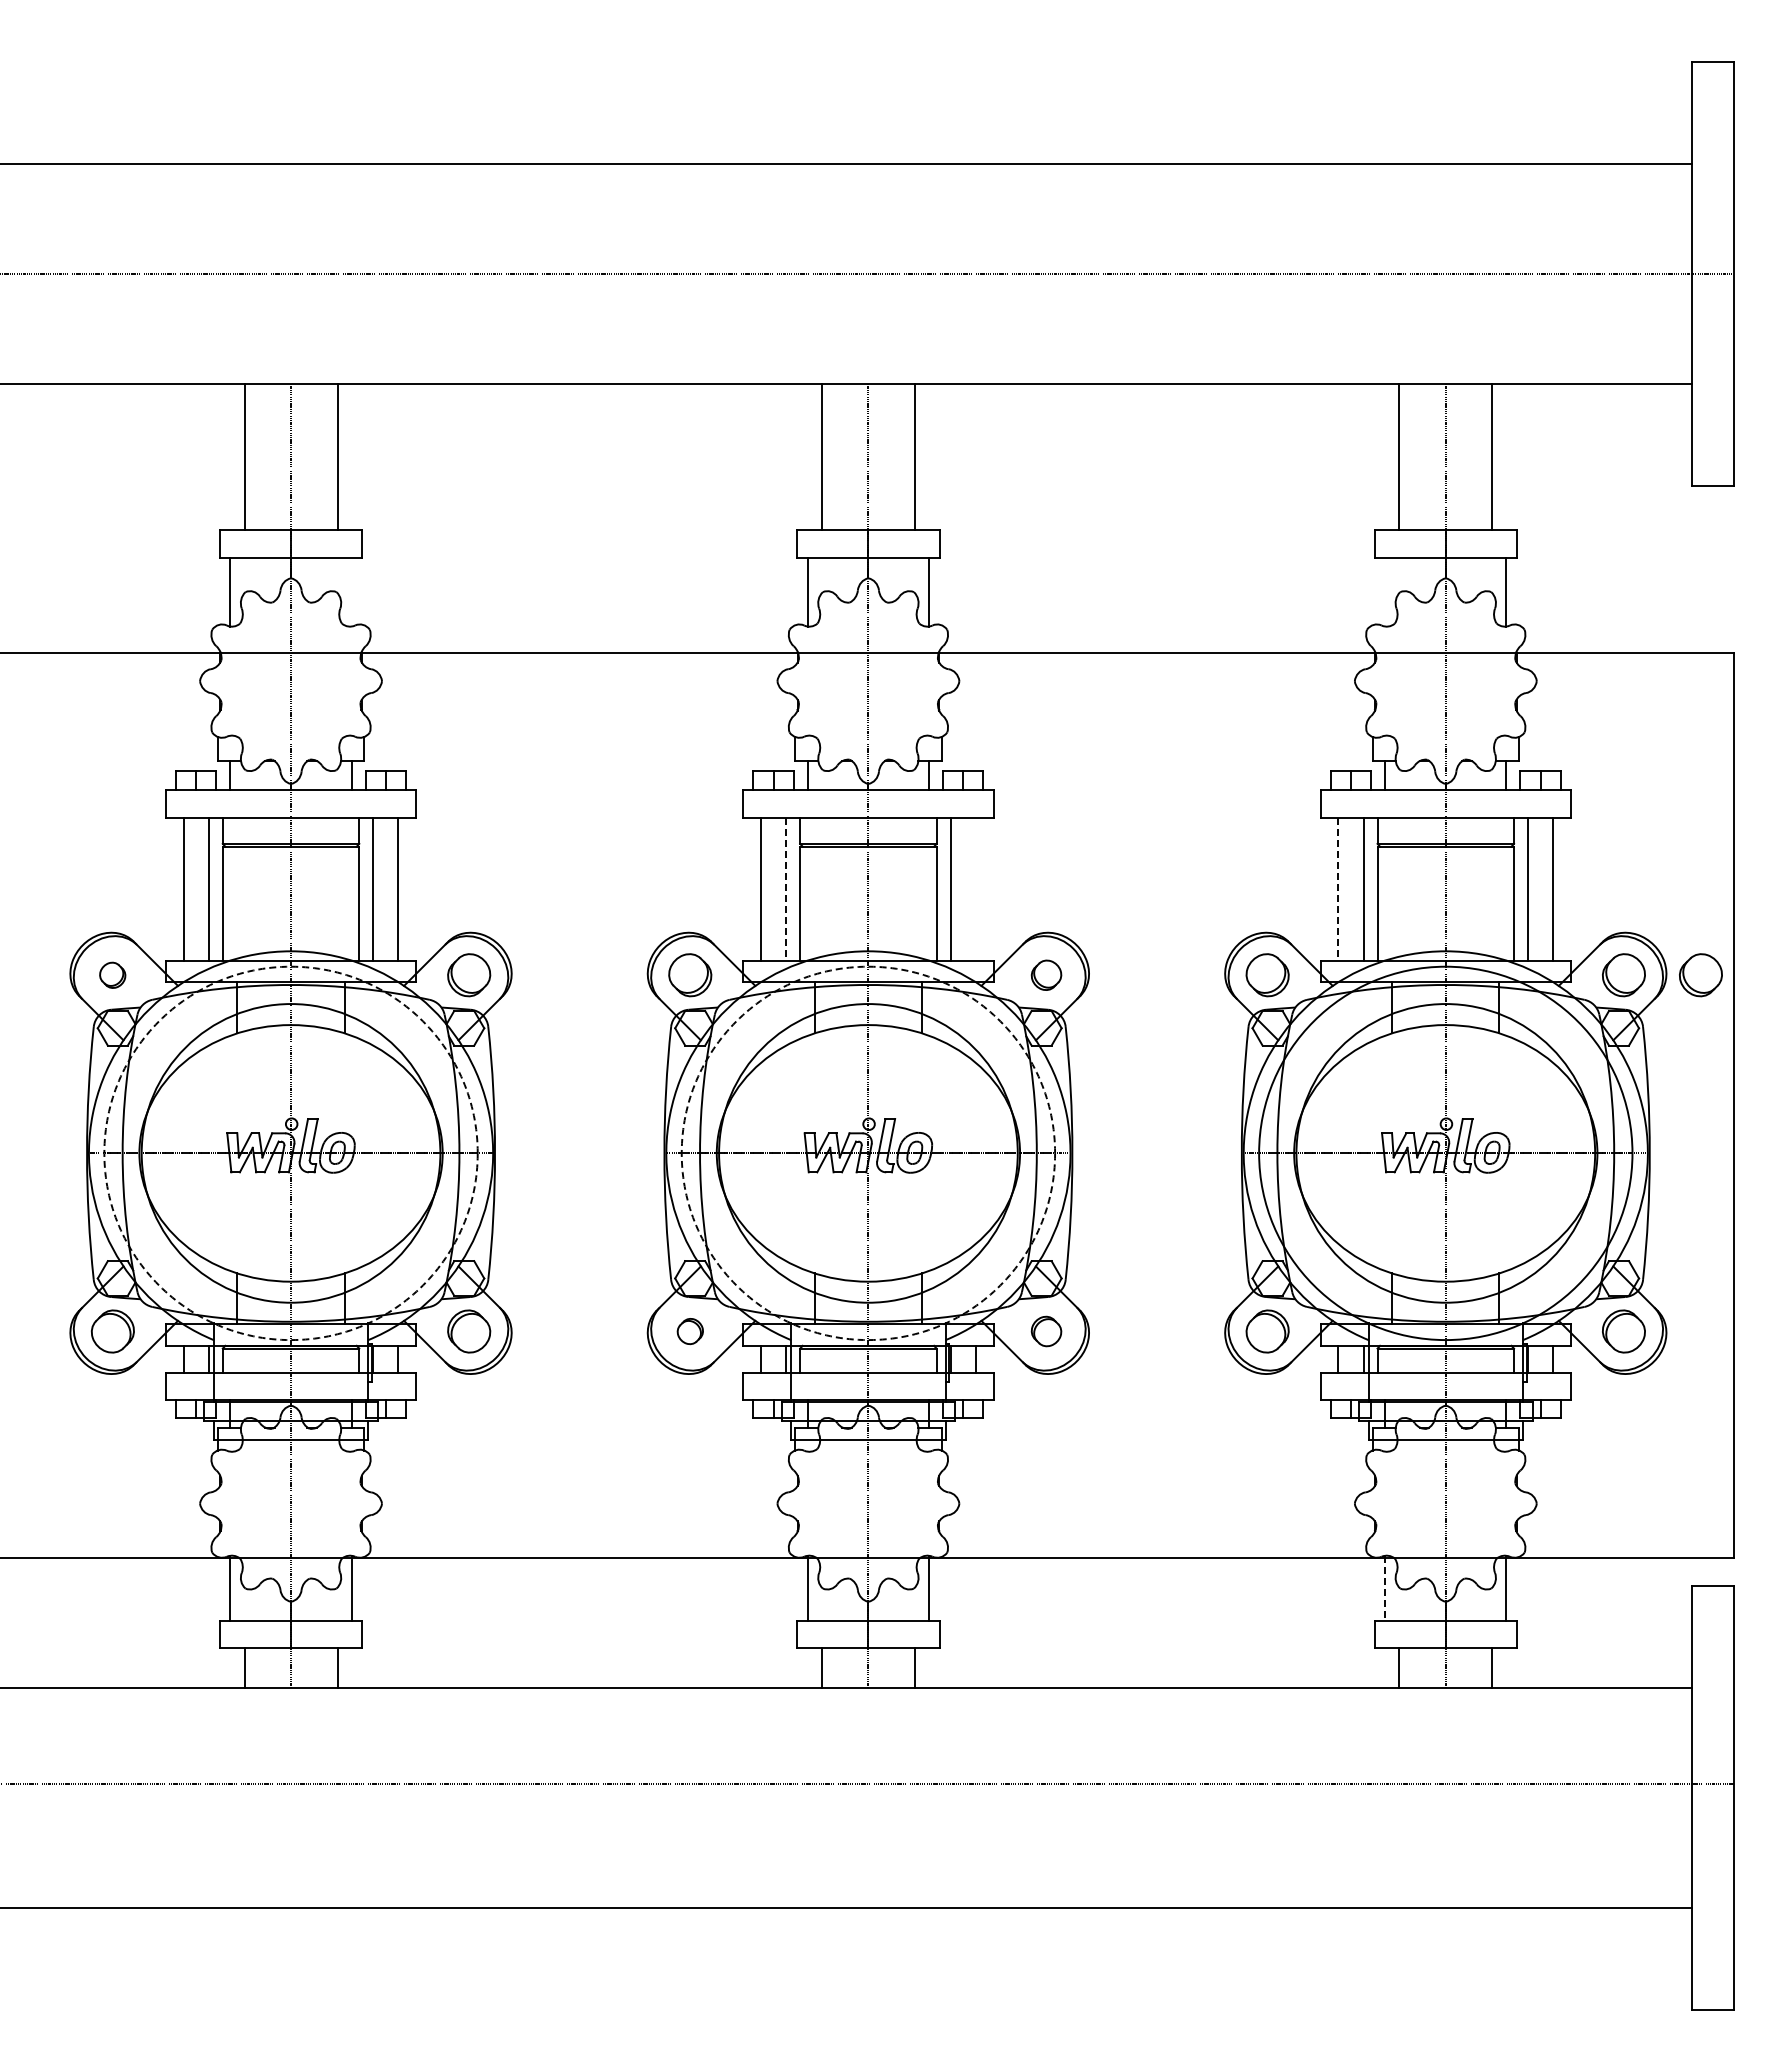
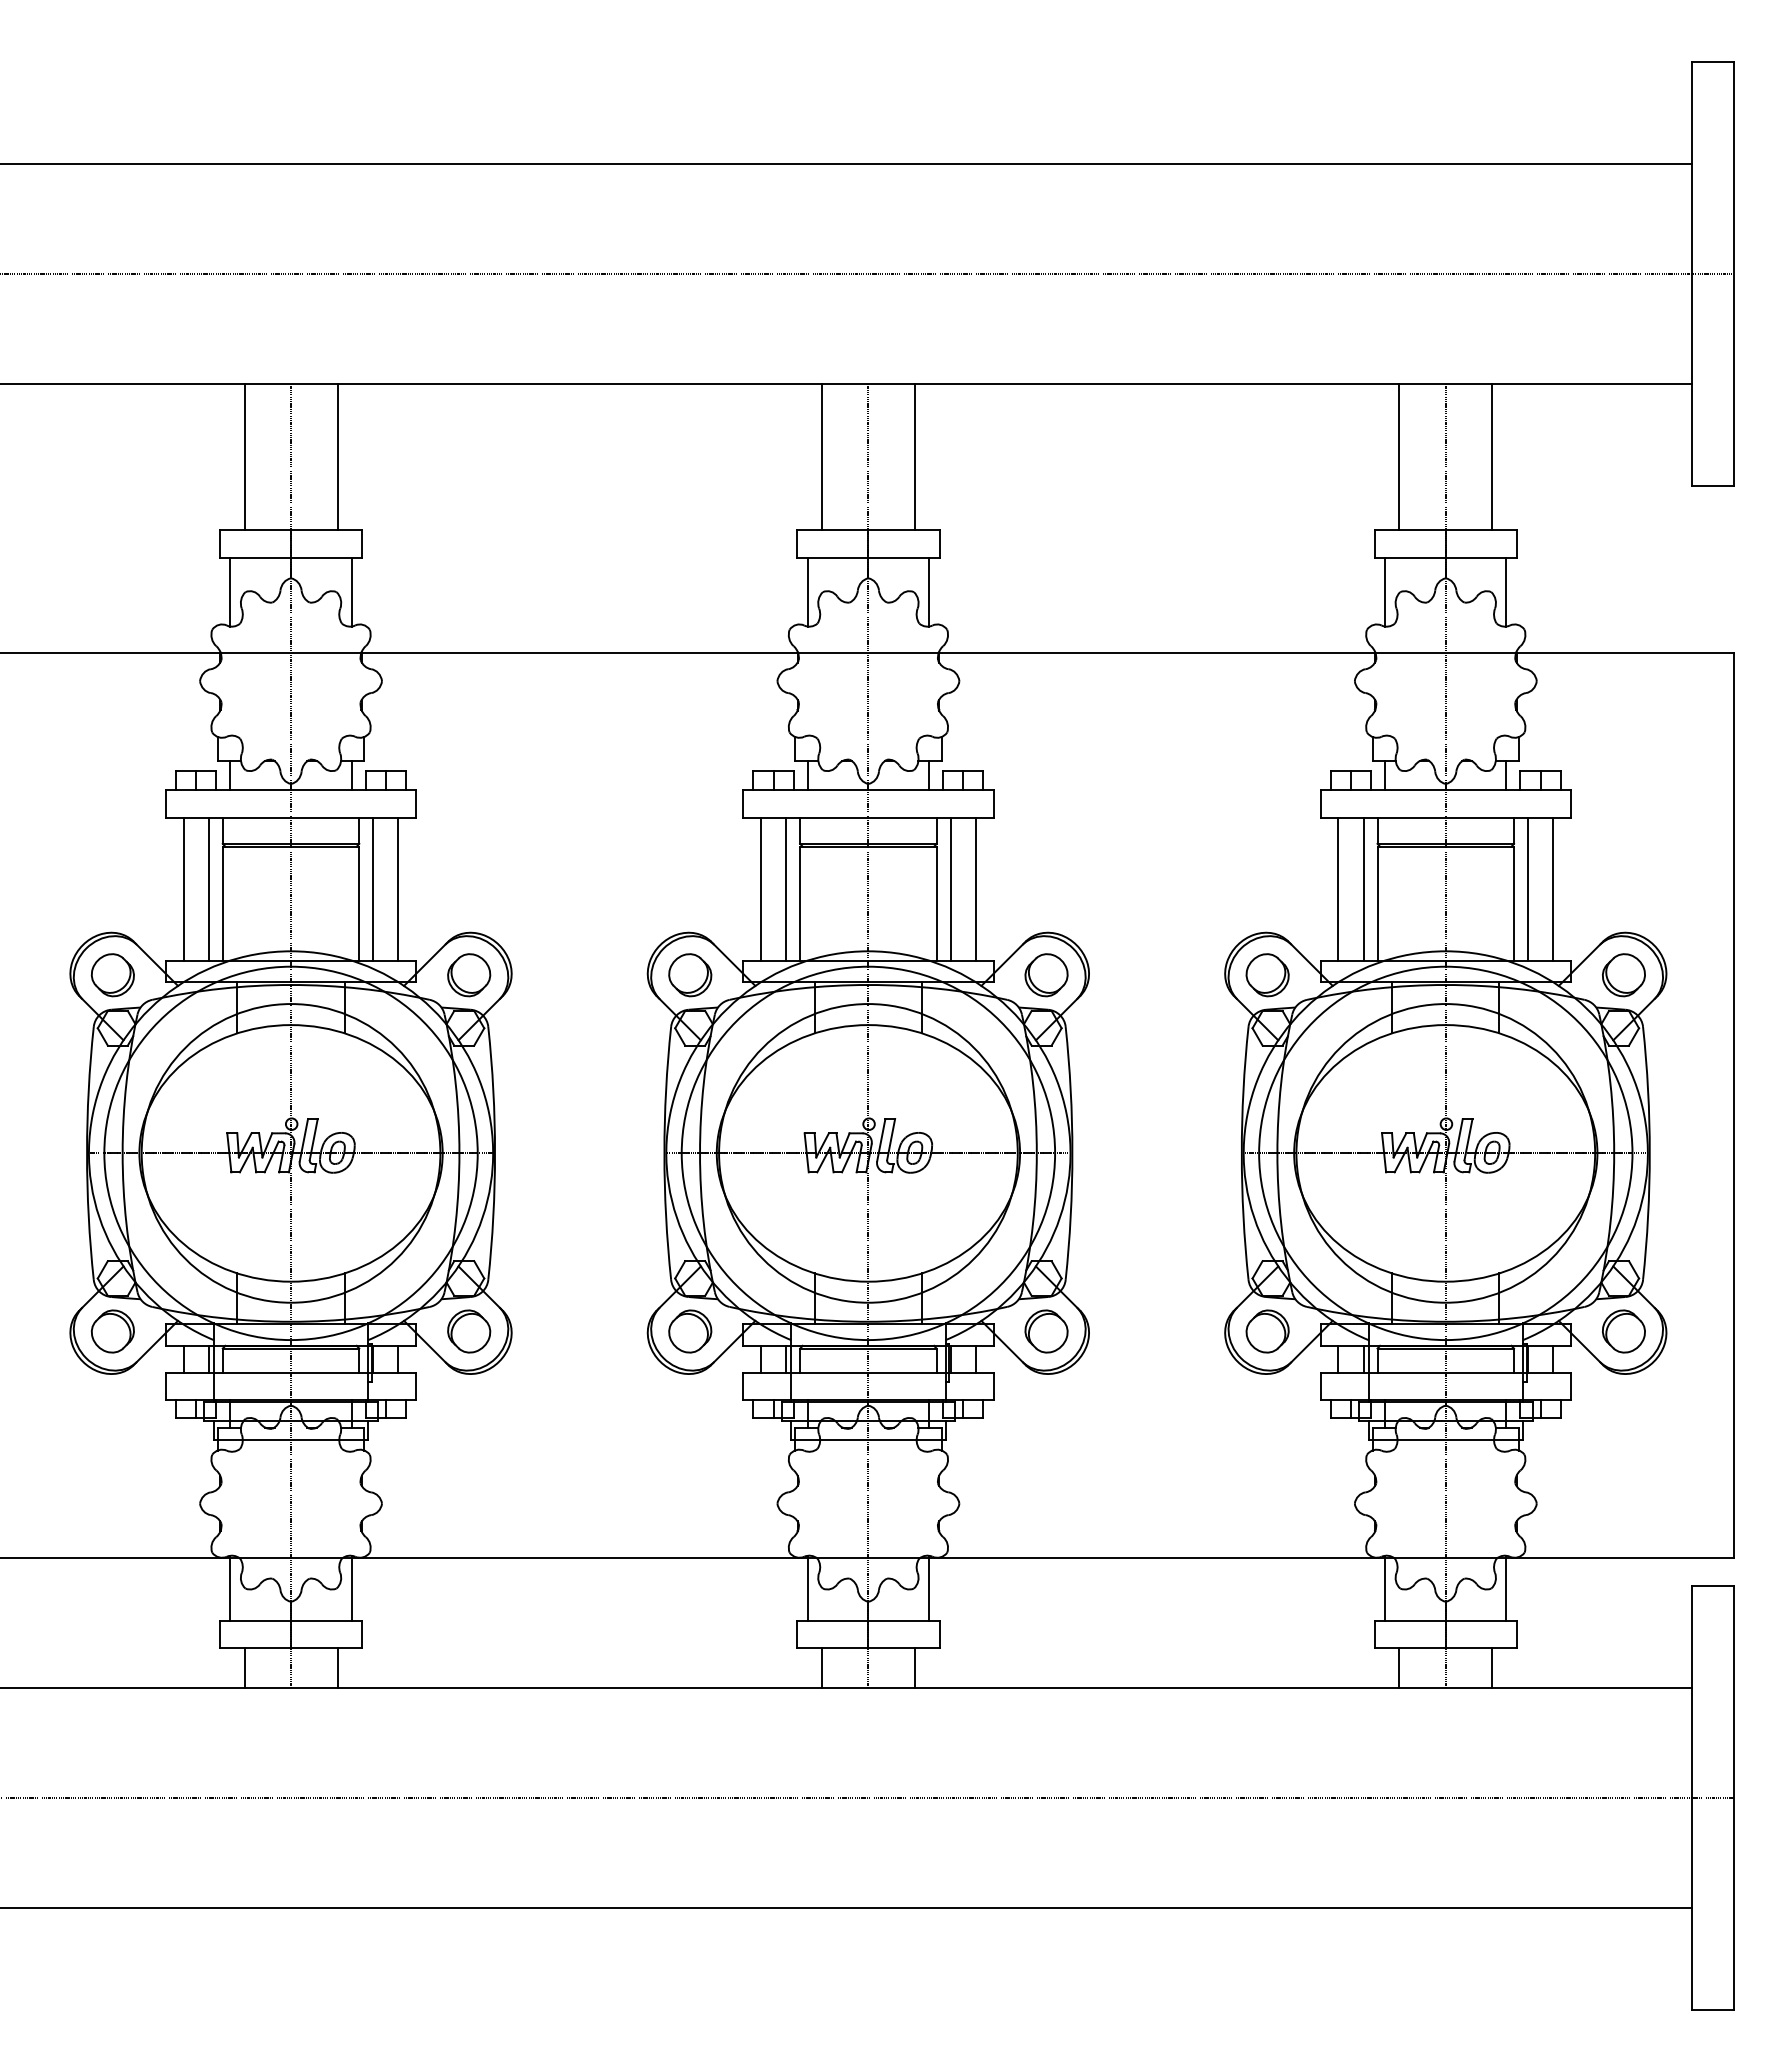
line: none -> present (351, 592)
line: none -> present (1385, 592)
line: none -> present (975, 889)
line: dashed -> solid (786, 890)
line: dashed -> solid (1338, 890)
part size: 28x28 px -> 45x45 px (112, 975)
part size: 33x32 px -> 45x45 px (1046, 975)
part: present -> none (1700, 975)
circle: dashed -> solid (290, 1153)
circle: dashed -> solid (868, 1153)
part size: 28x28 px -> 45x45 px (690, 1331)
part size: 33x33 px -> 45x45 px (1046, 1331)
line: dashed -> solid (1385, 1588)
line position: (868, 1784) -> (868, 1798) (868, 1798)
